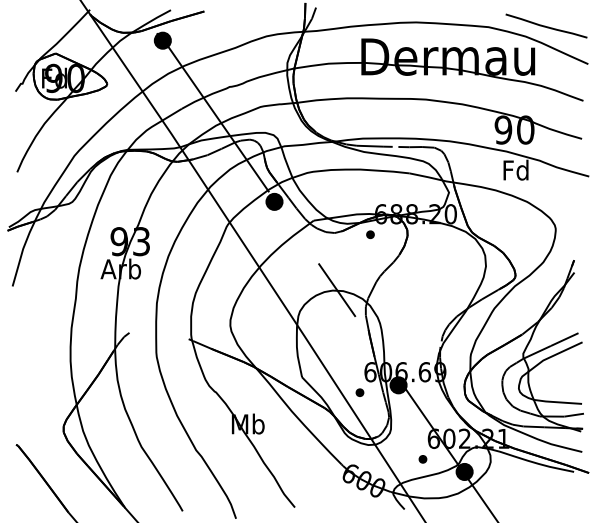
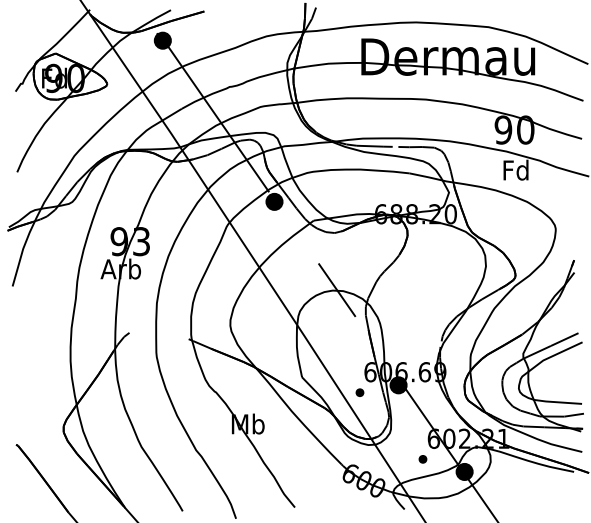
curve: present -> none (545, 25)
part: present -> none (370, 234)
